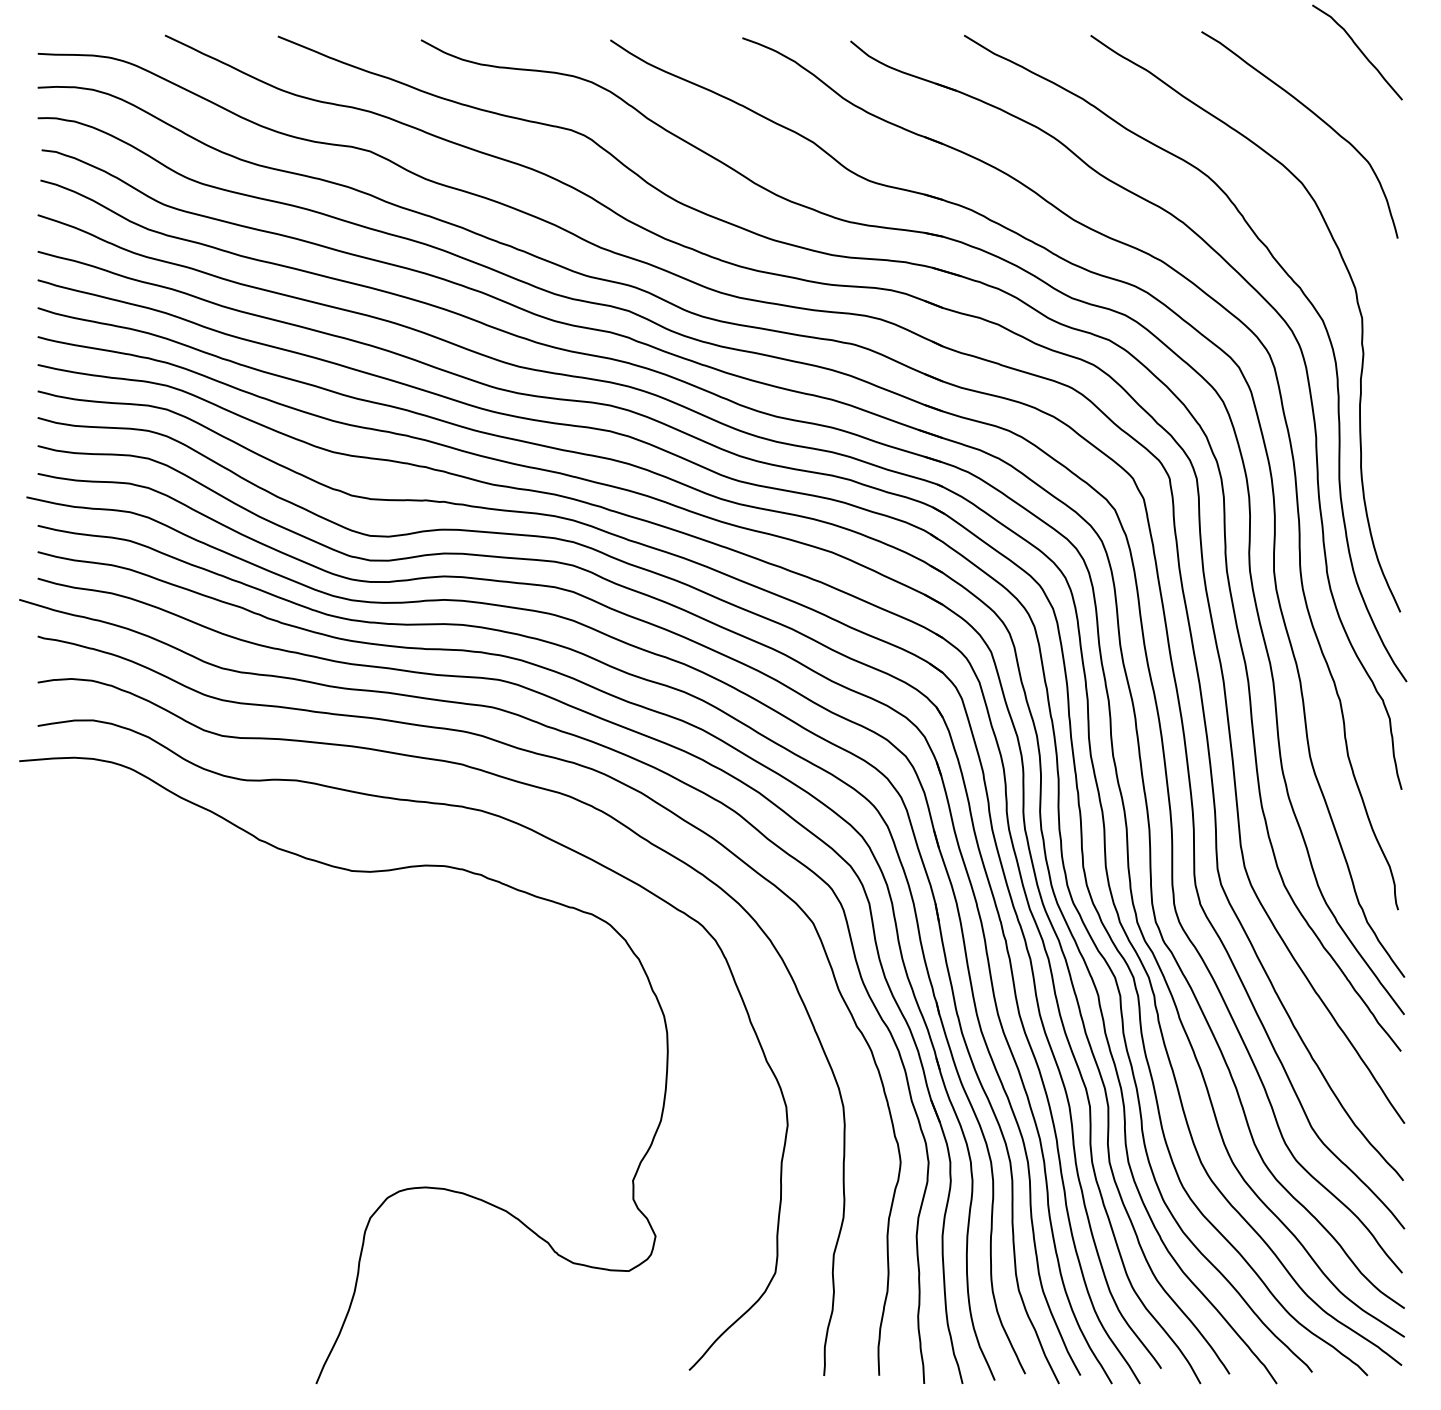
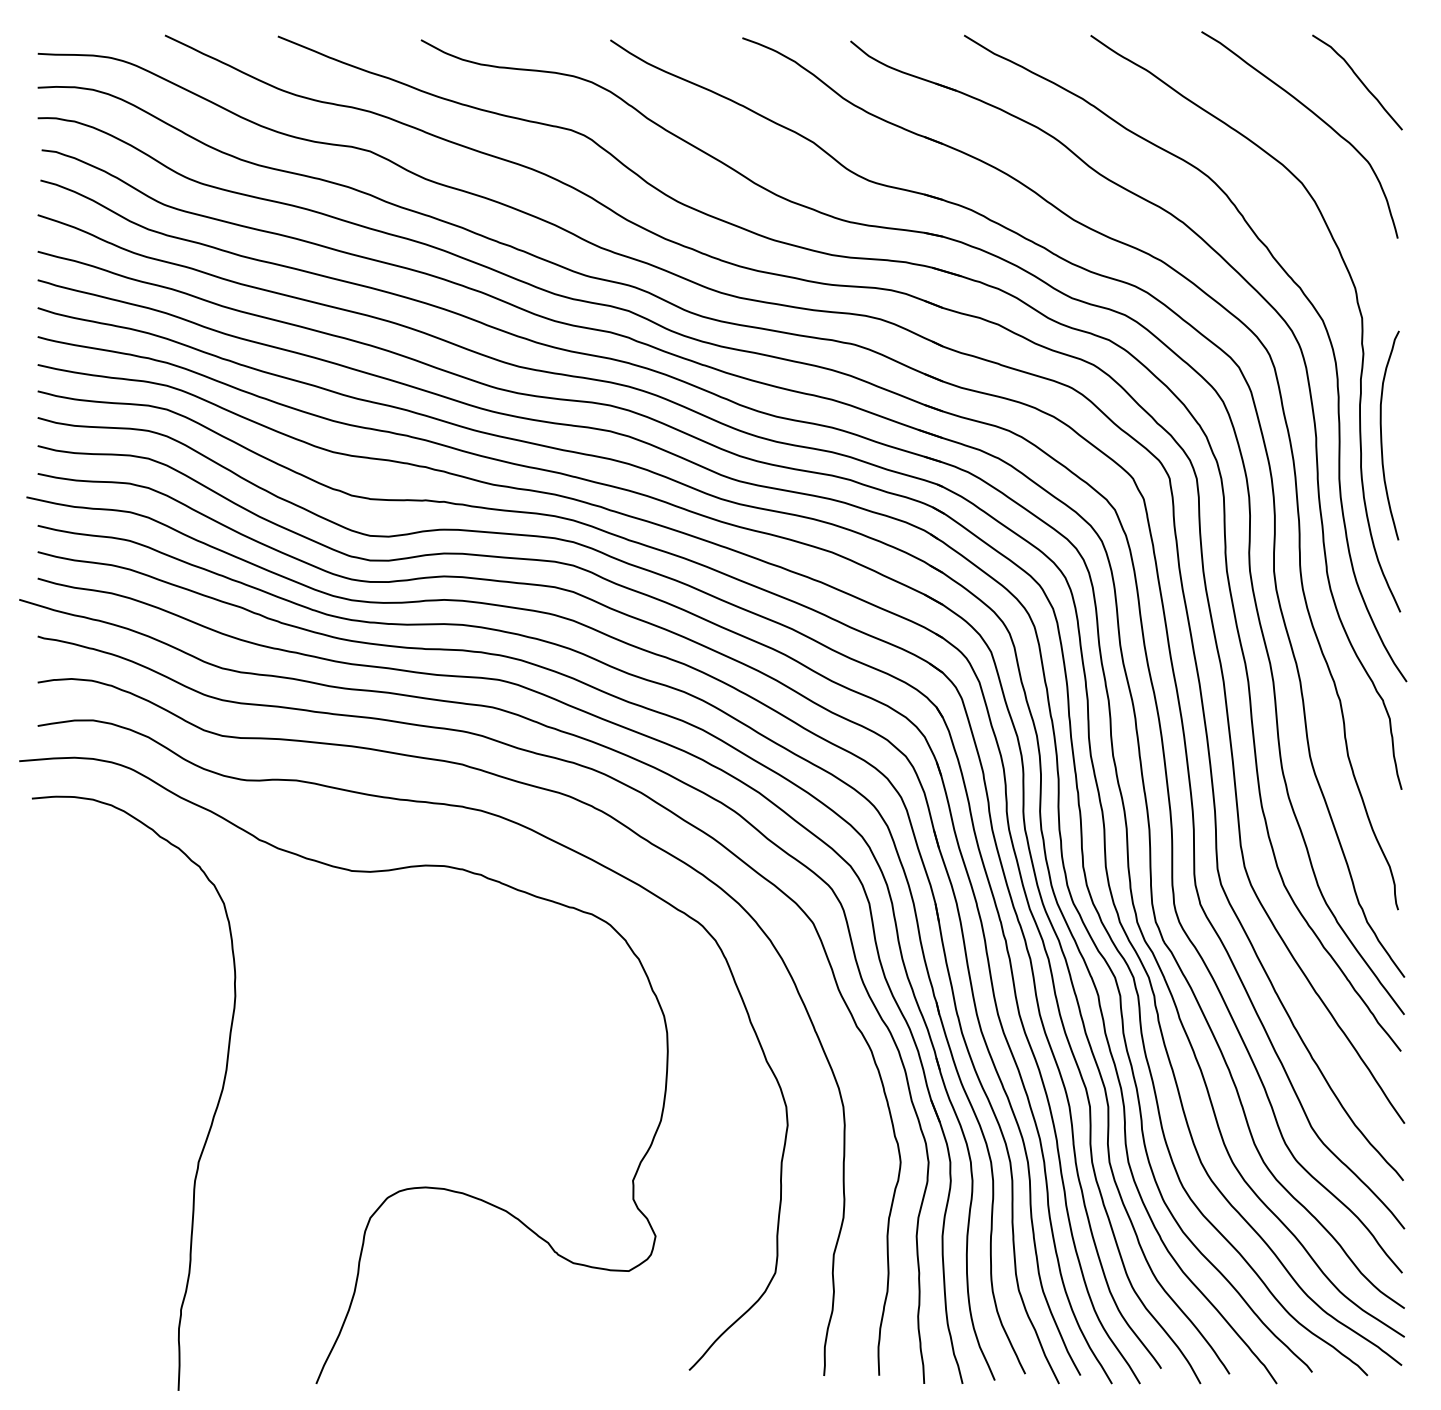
curve position: (1359, 50) -> (1359, 80) (1359, 80)
curve: none -> present (1382, 436)
curve: none -> present (212, 1117)
